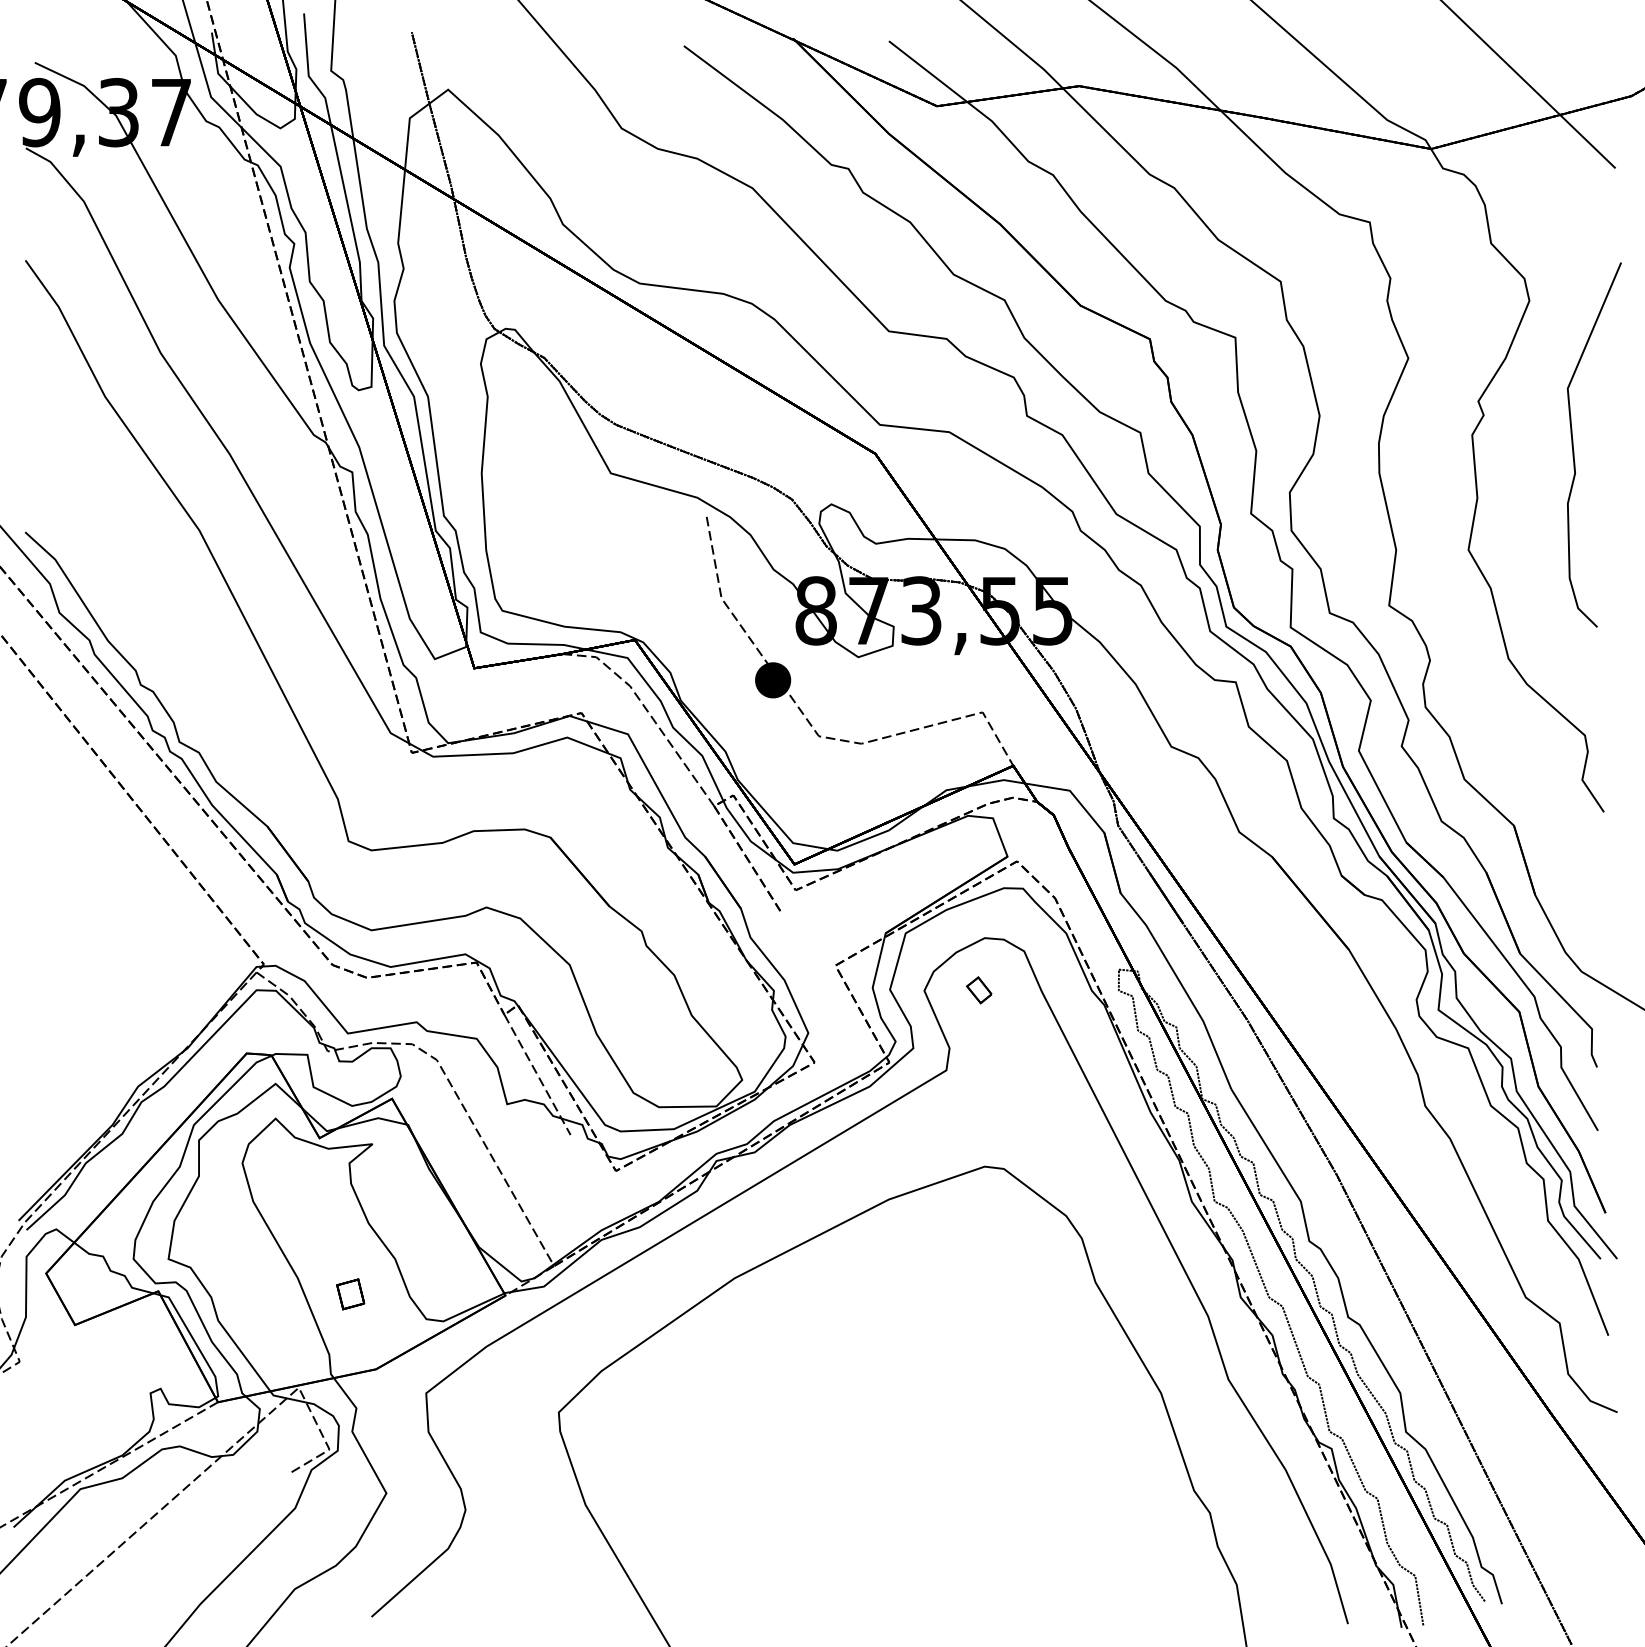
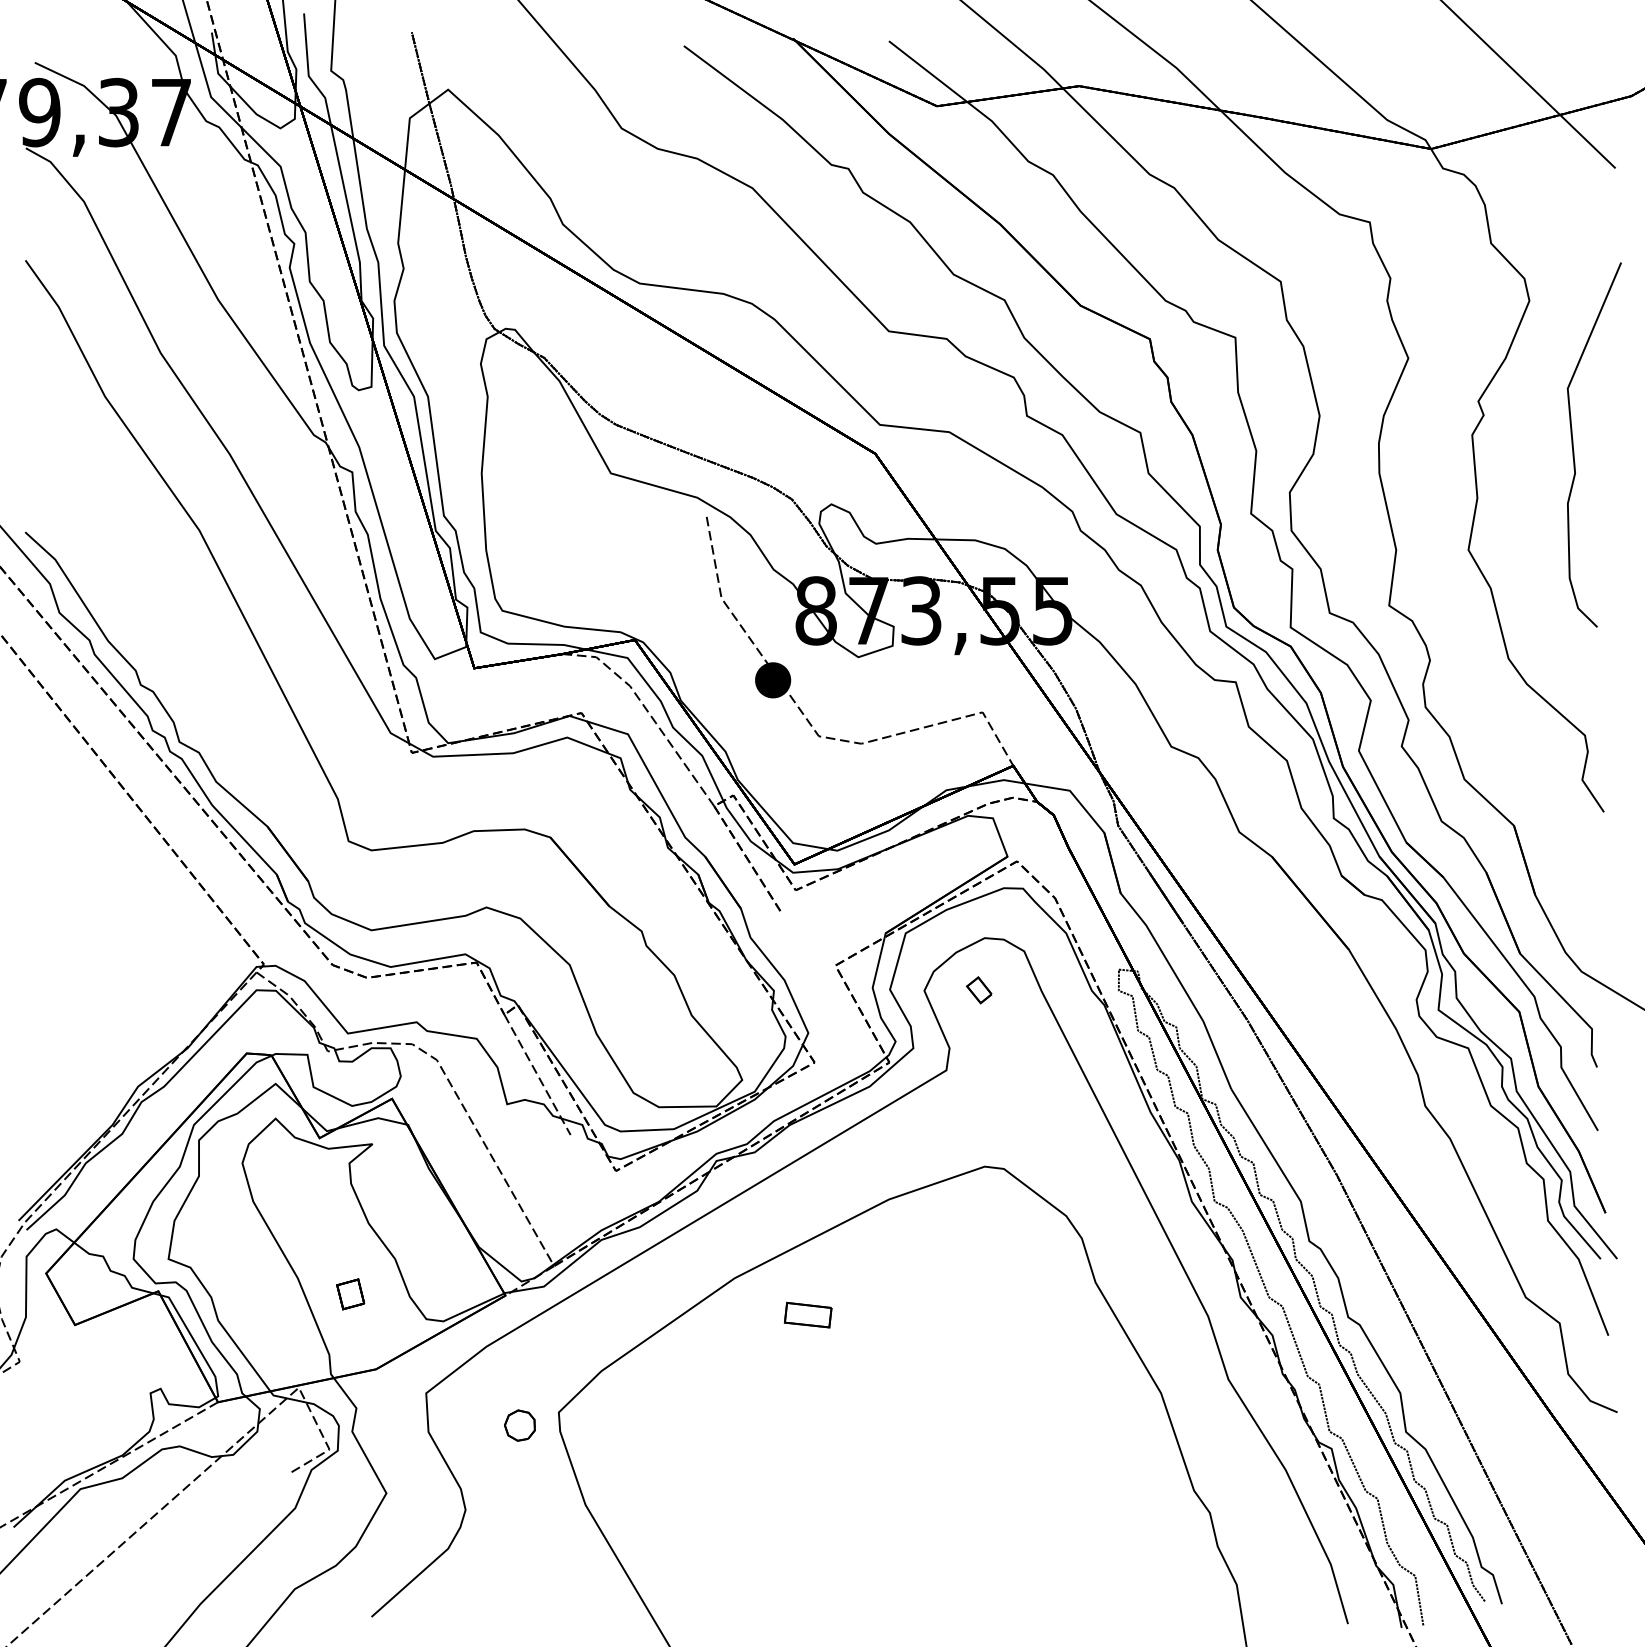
part: none -> present (807, 1314)
part: none -> present (519, 1425)
